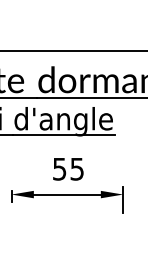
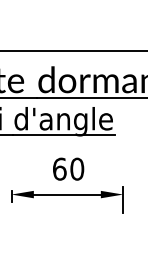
text: 55 -> 60 (68, 168)
